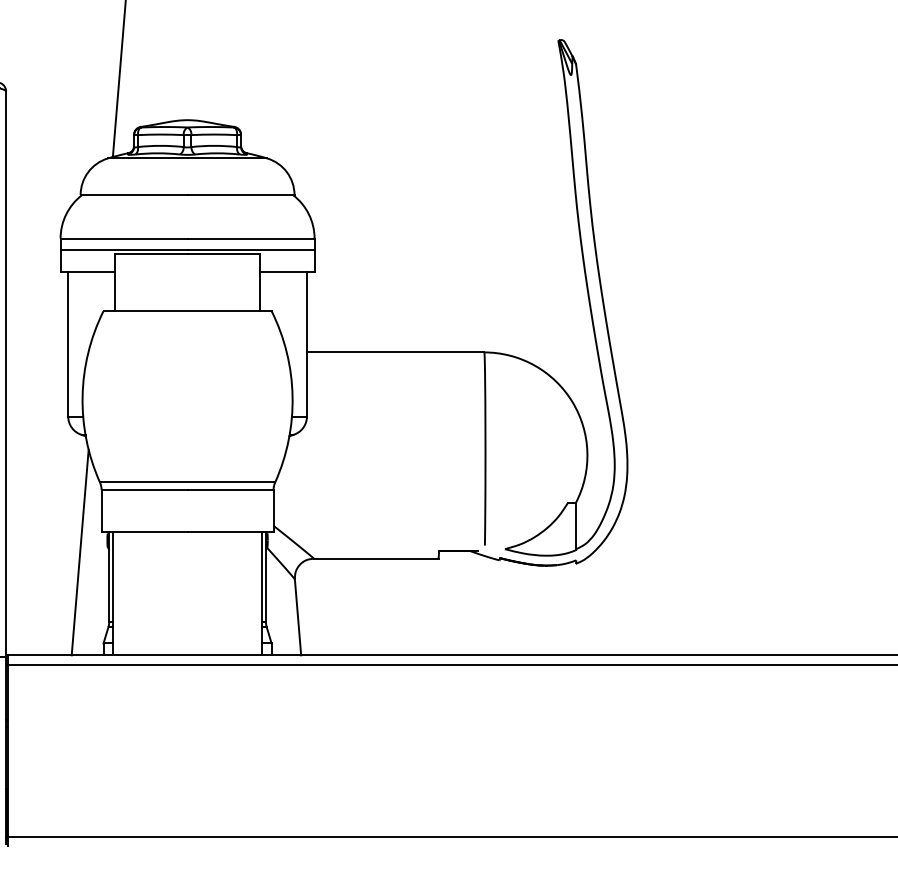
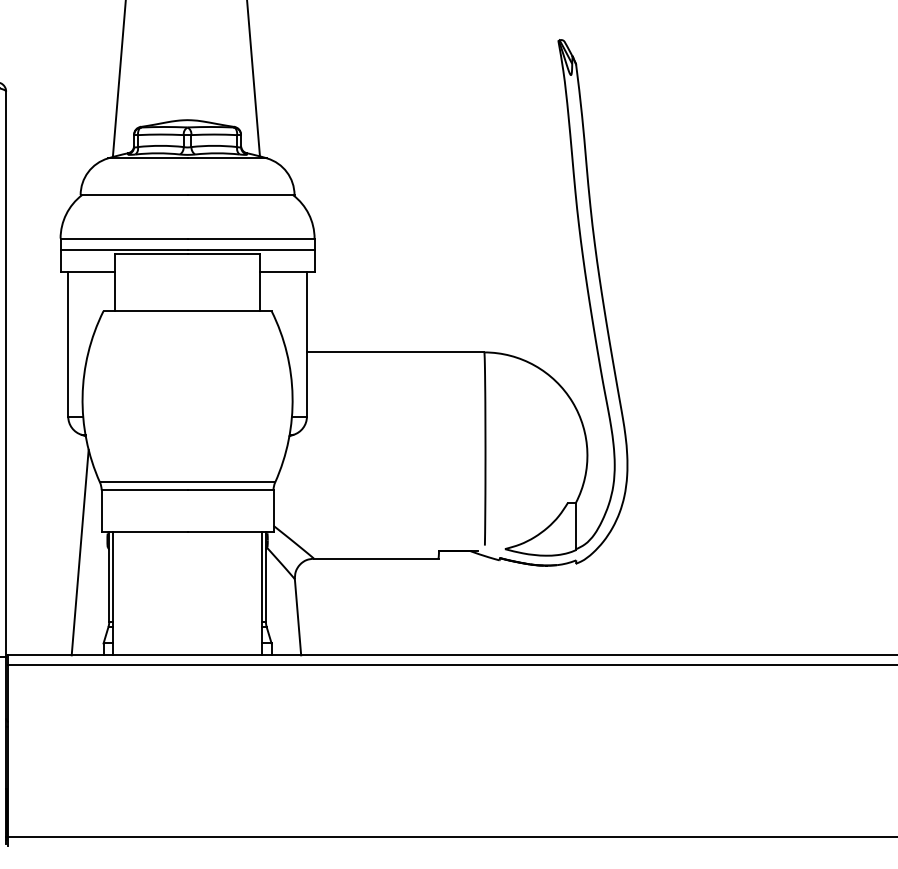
line: none -> present (253, 79)
